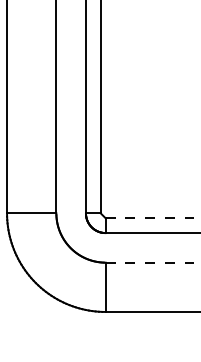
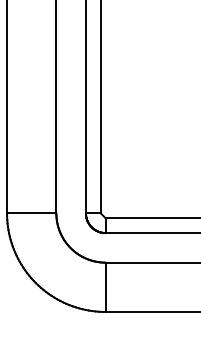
line: dashed -> solid (152, 218)
line: dashed -> solid (153, 262)
